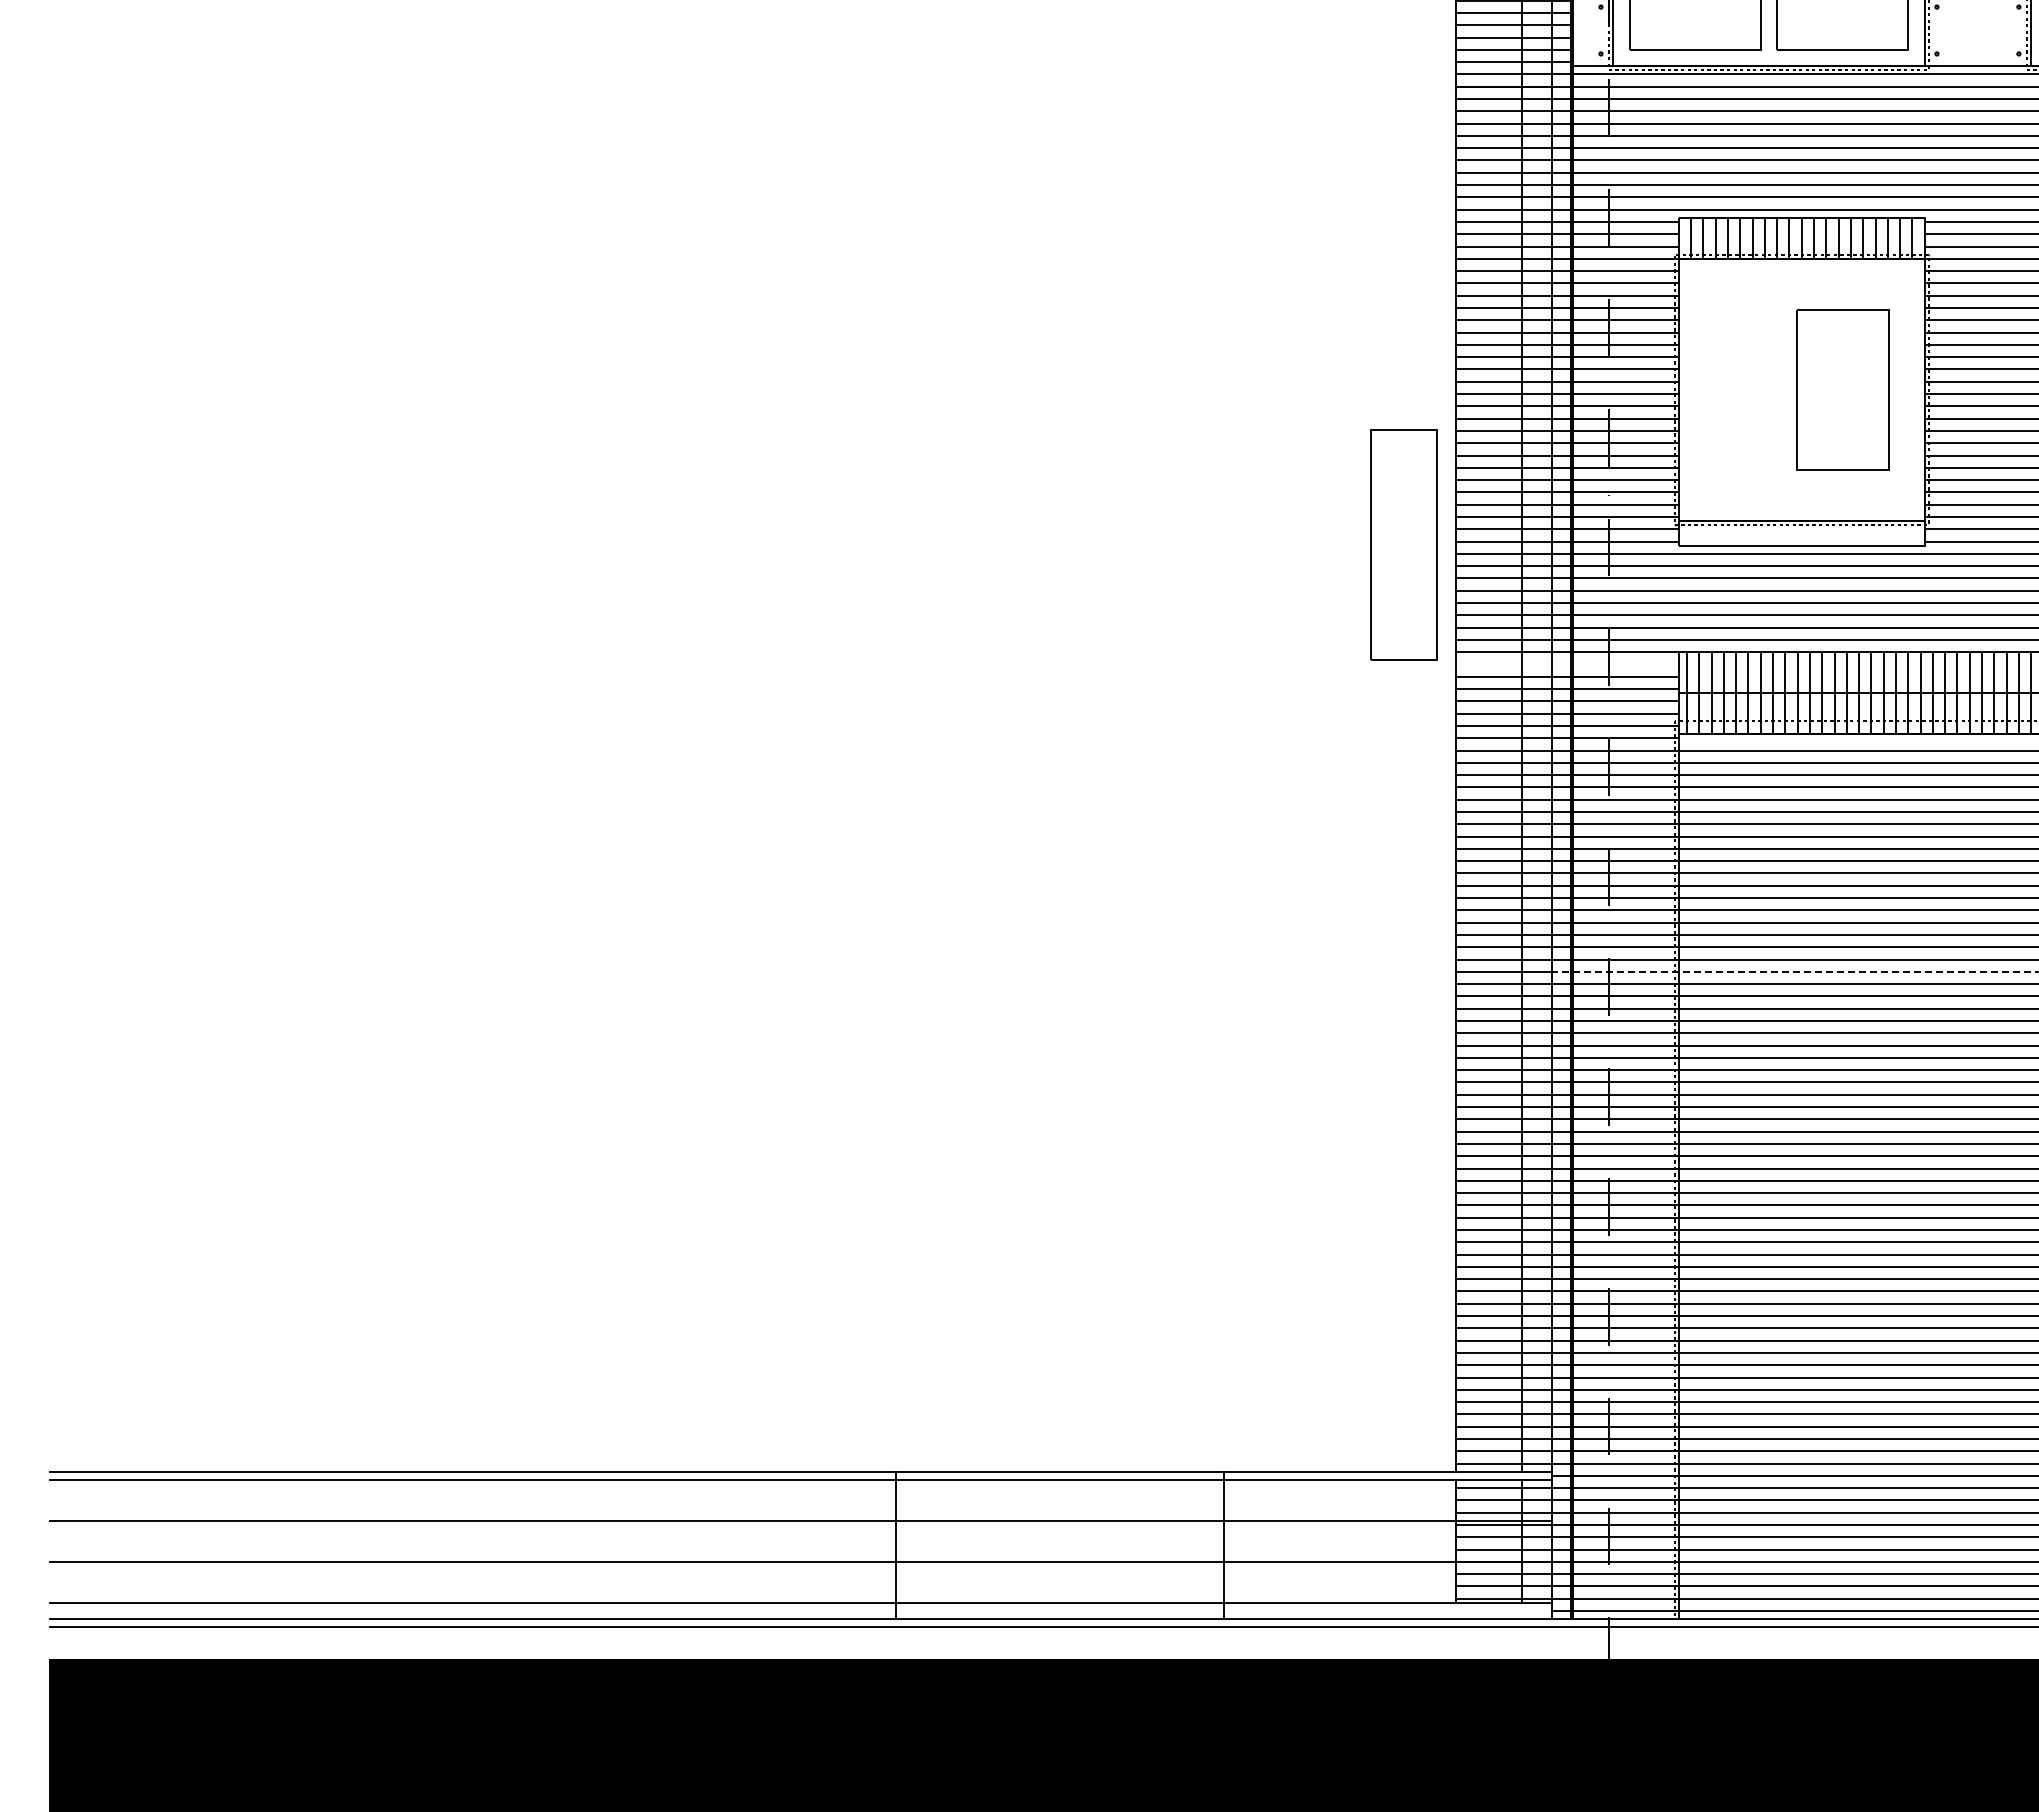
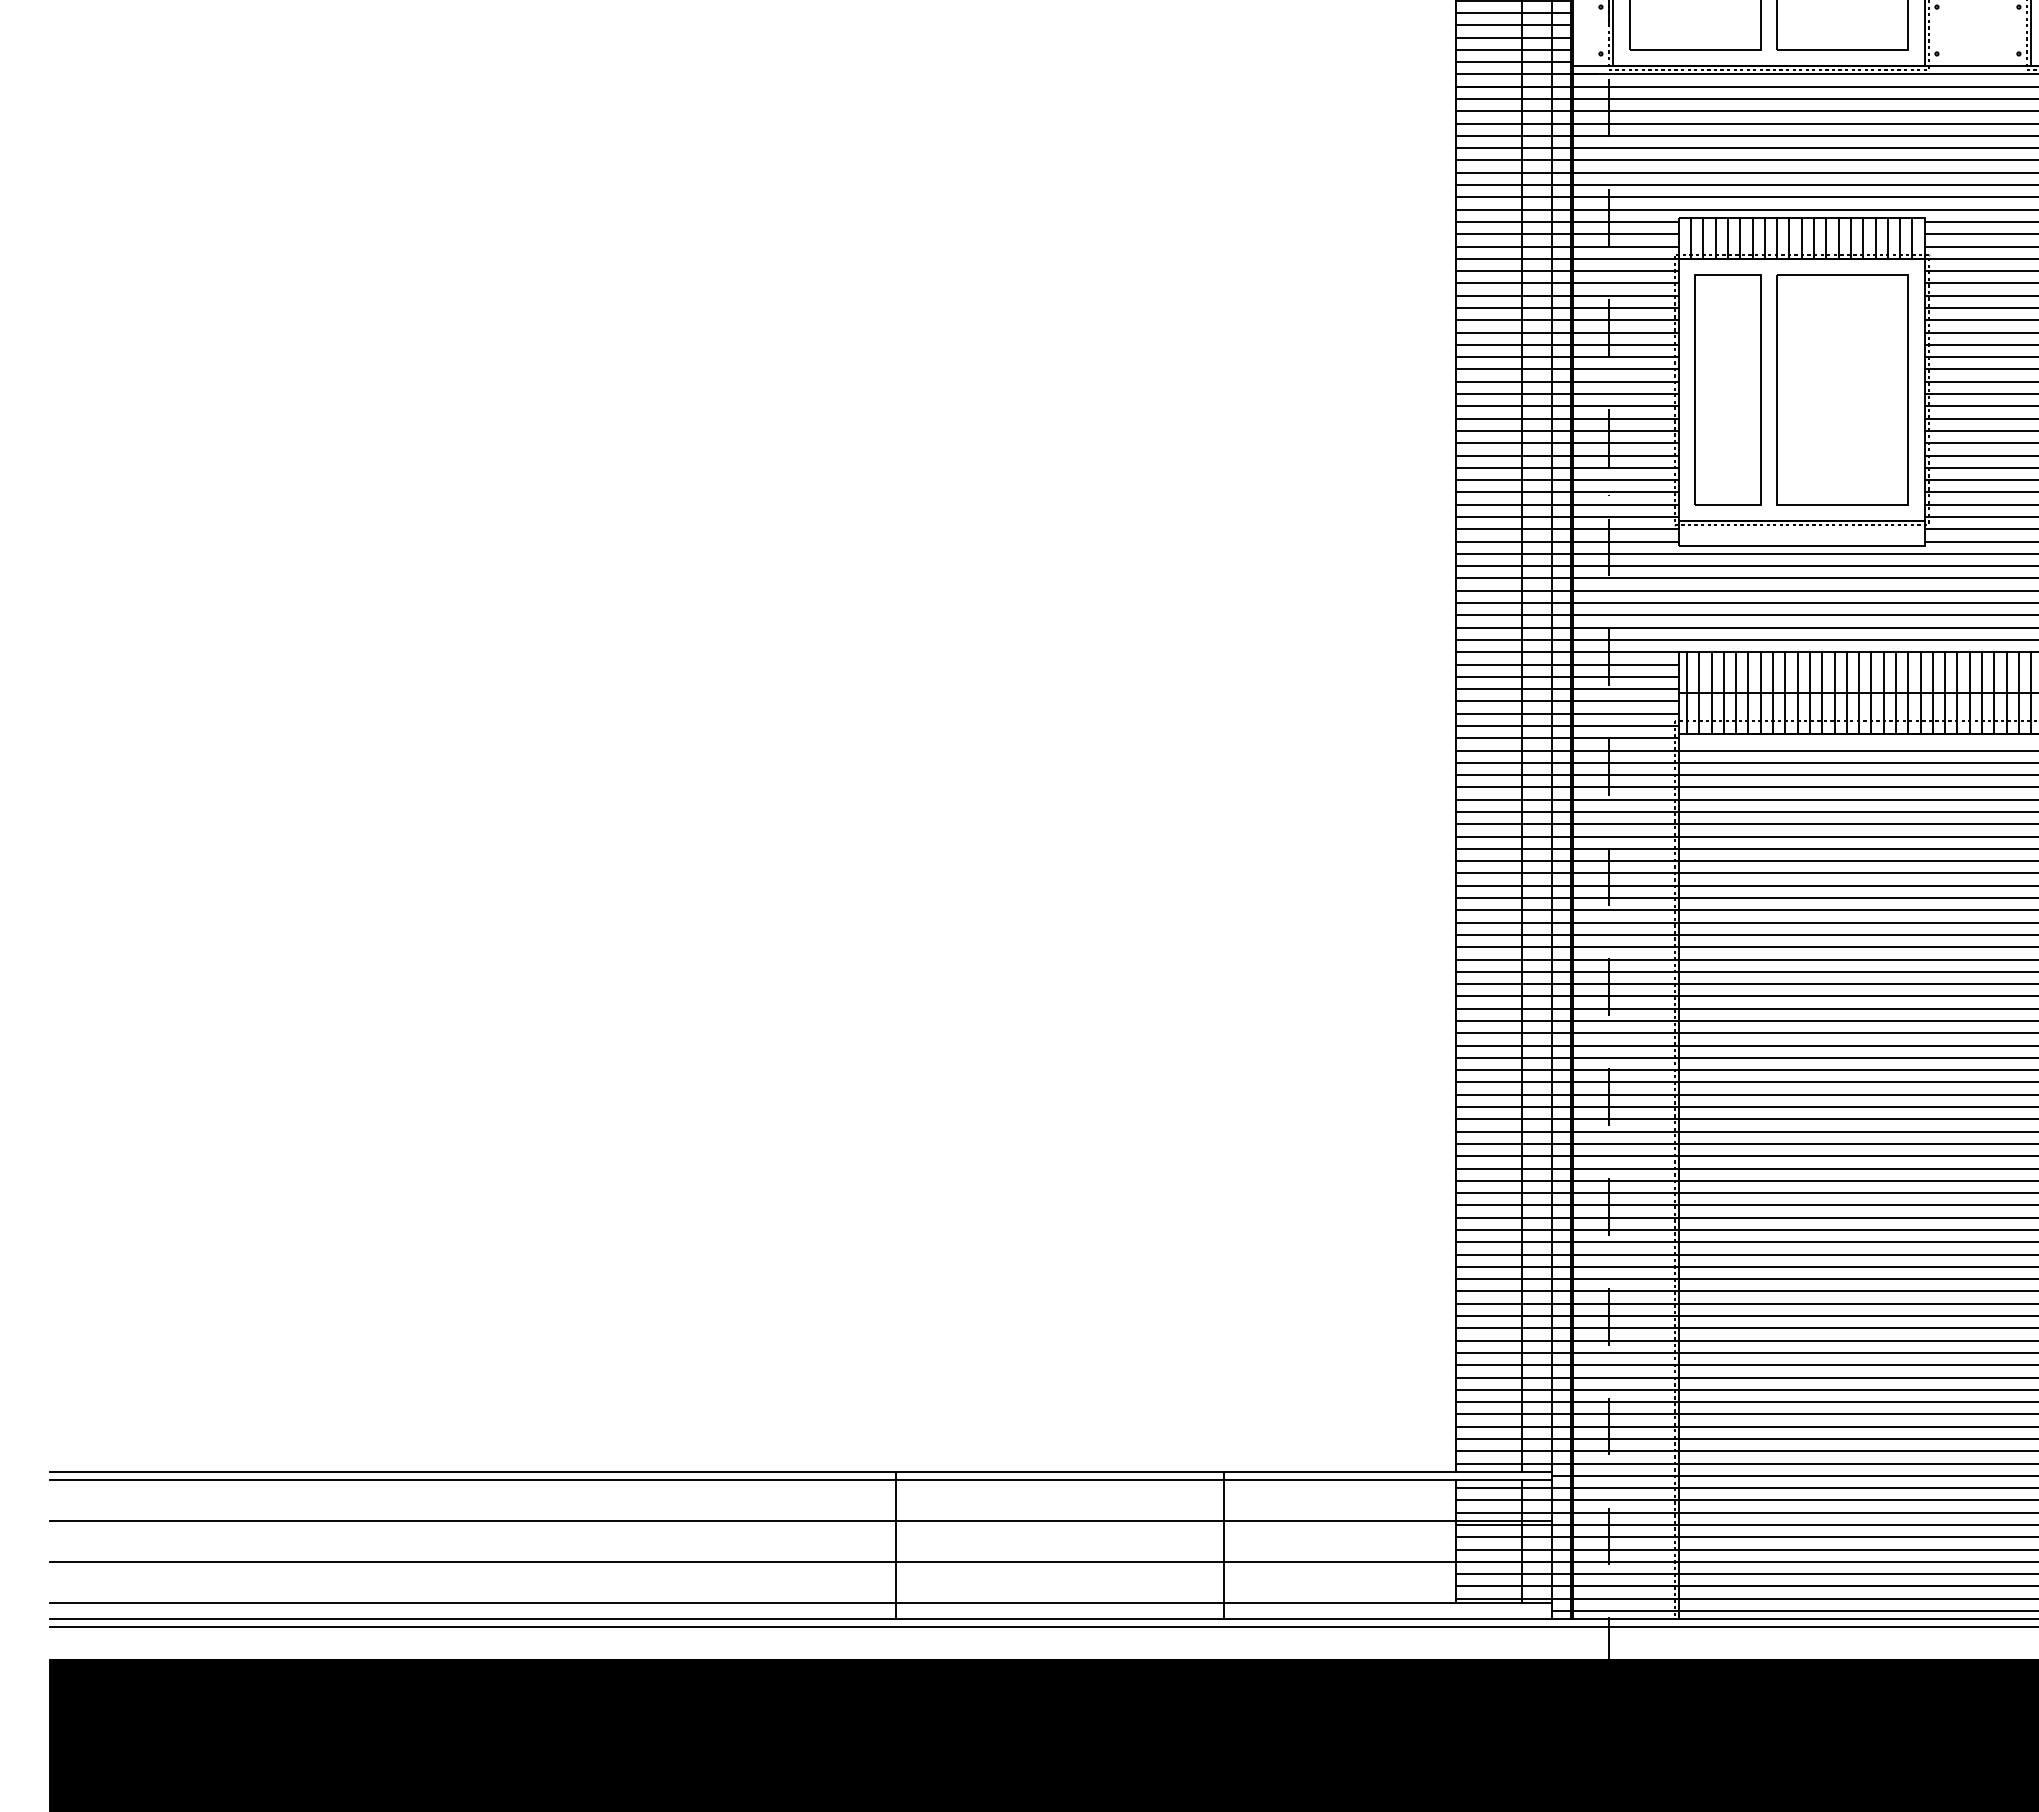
part size: 94x162 px -> 133x232 px (1842, 389)
part position: (1403, 544) -> (1727, 389) (1727, 389)
line: none -> present (1567, 664)
line: dashed -> solid (1794, 971)
